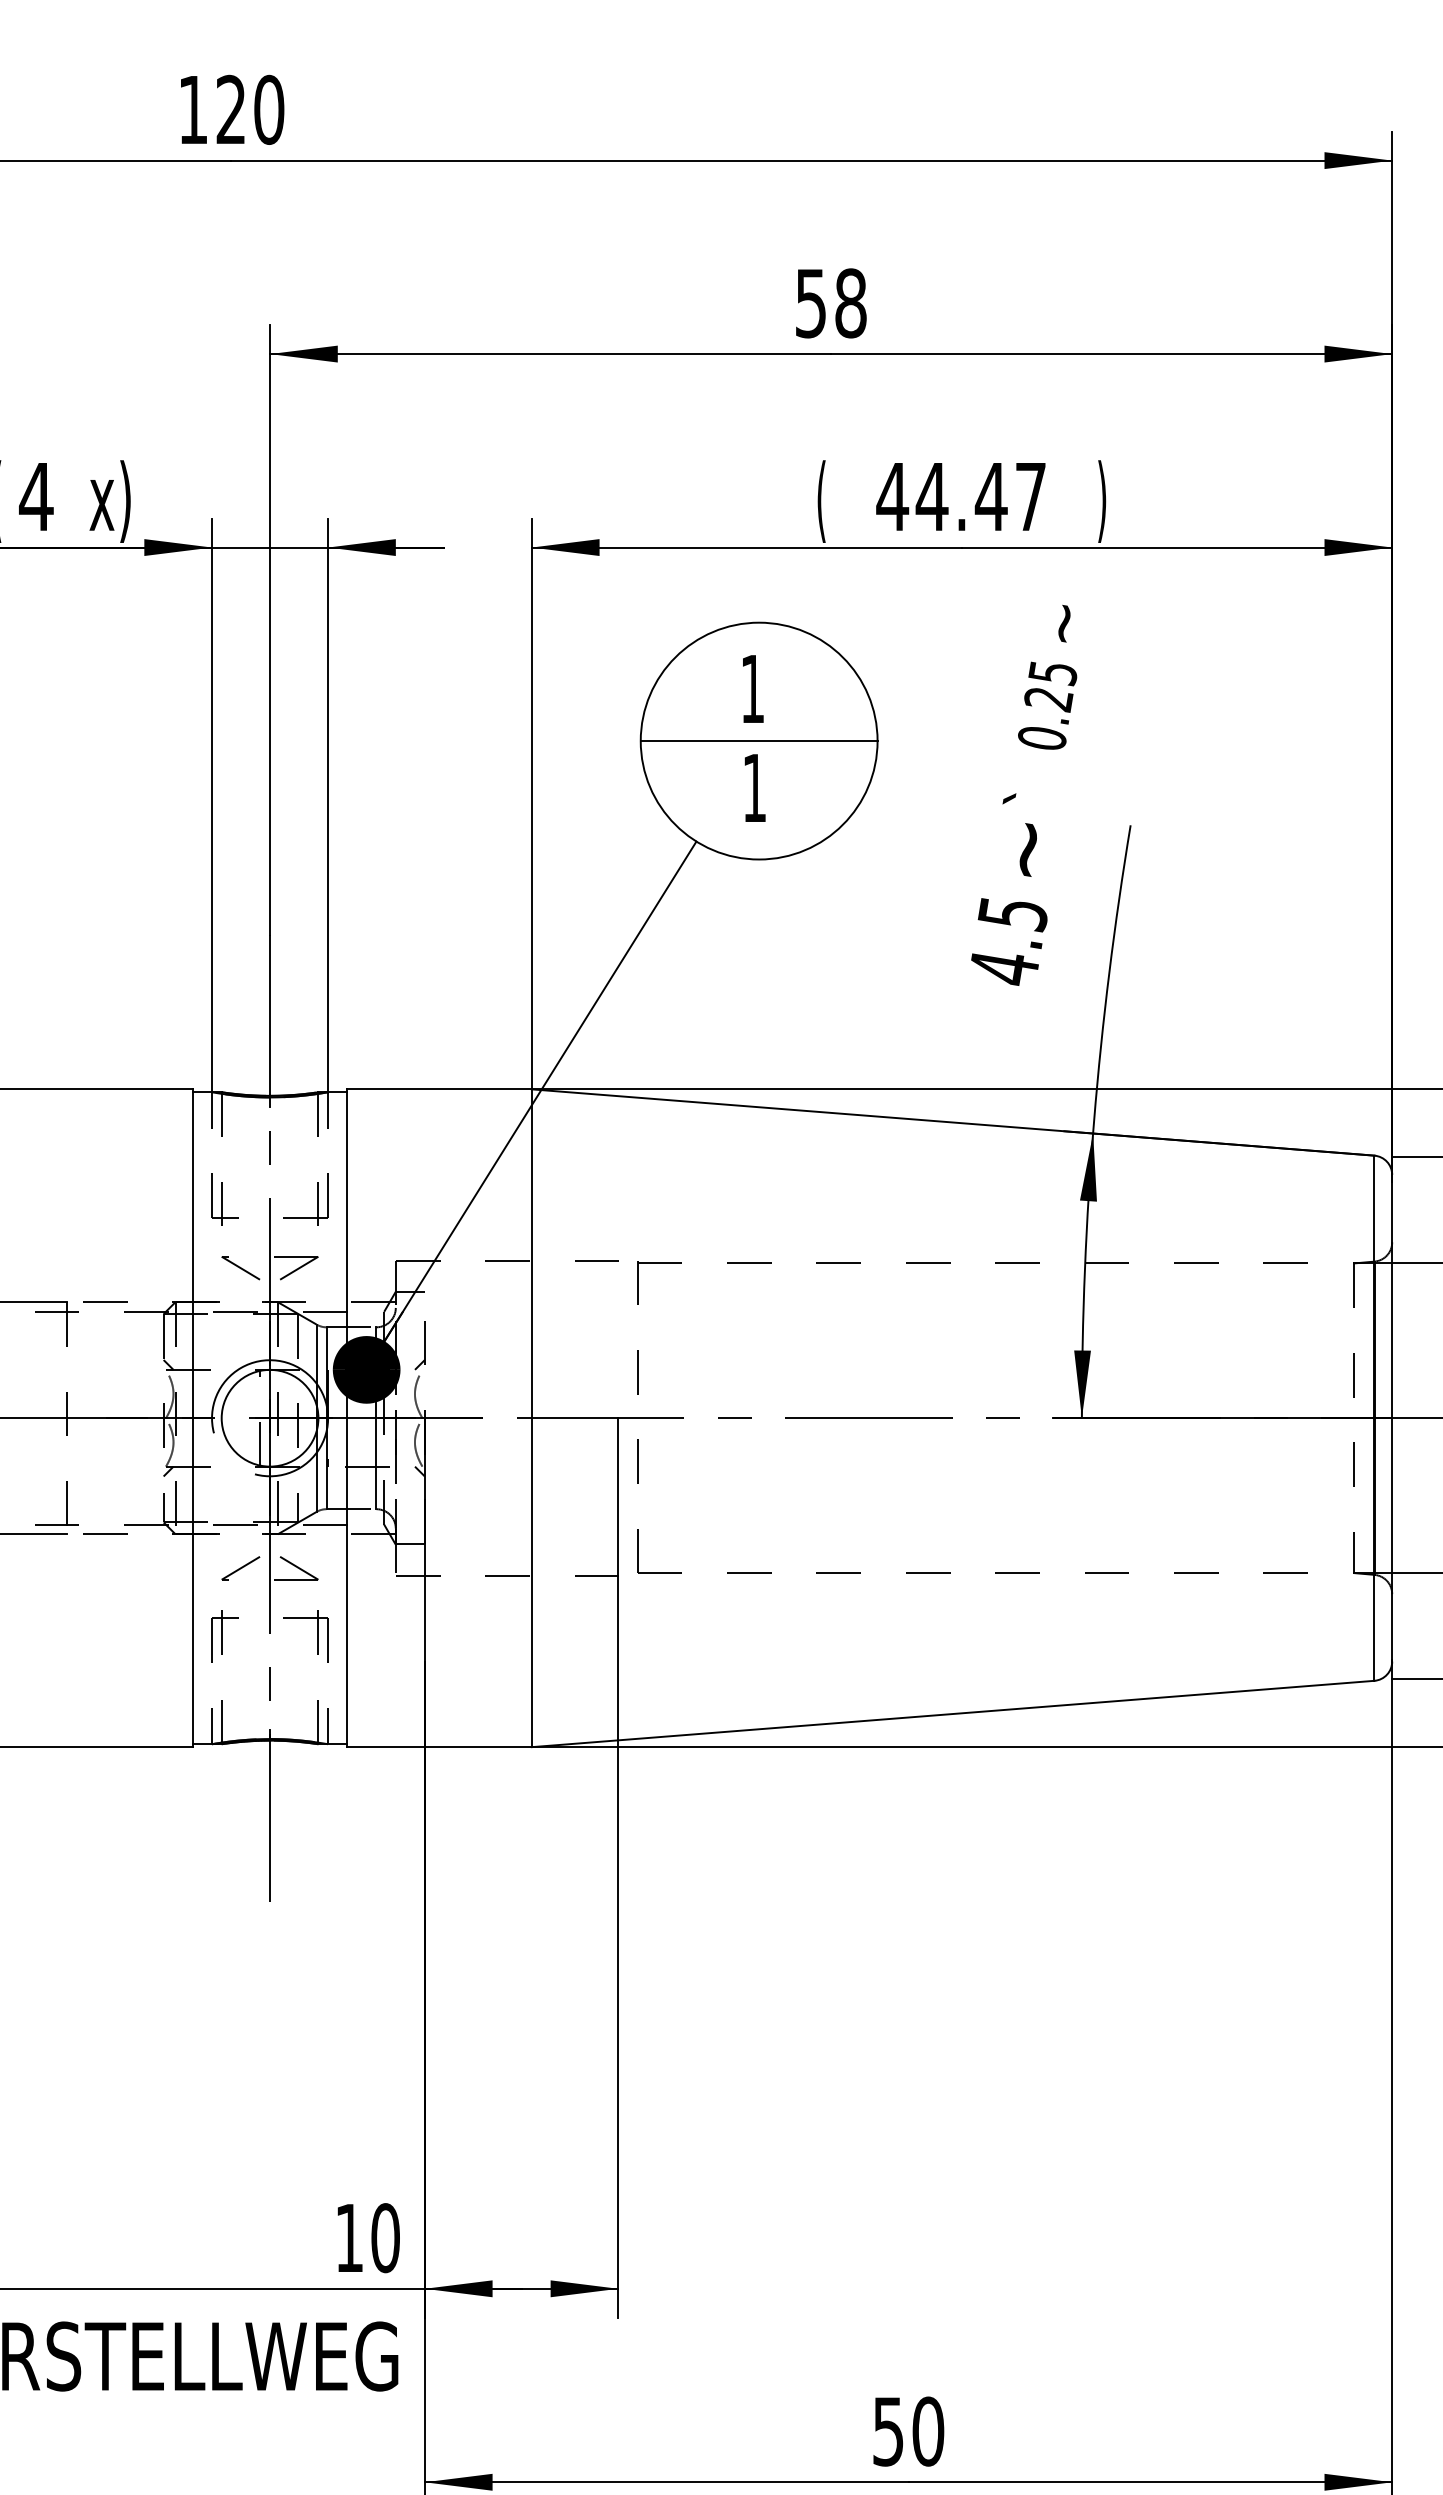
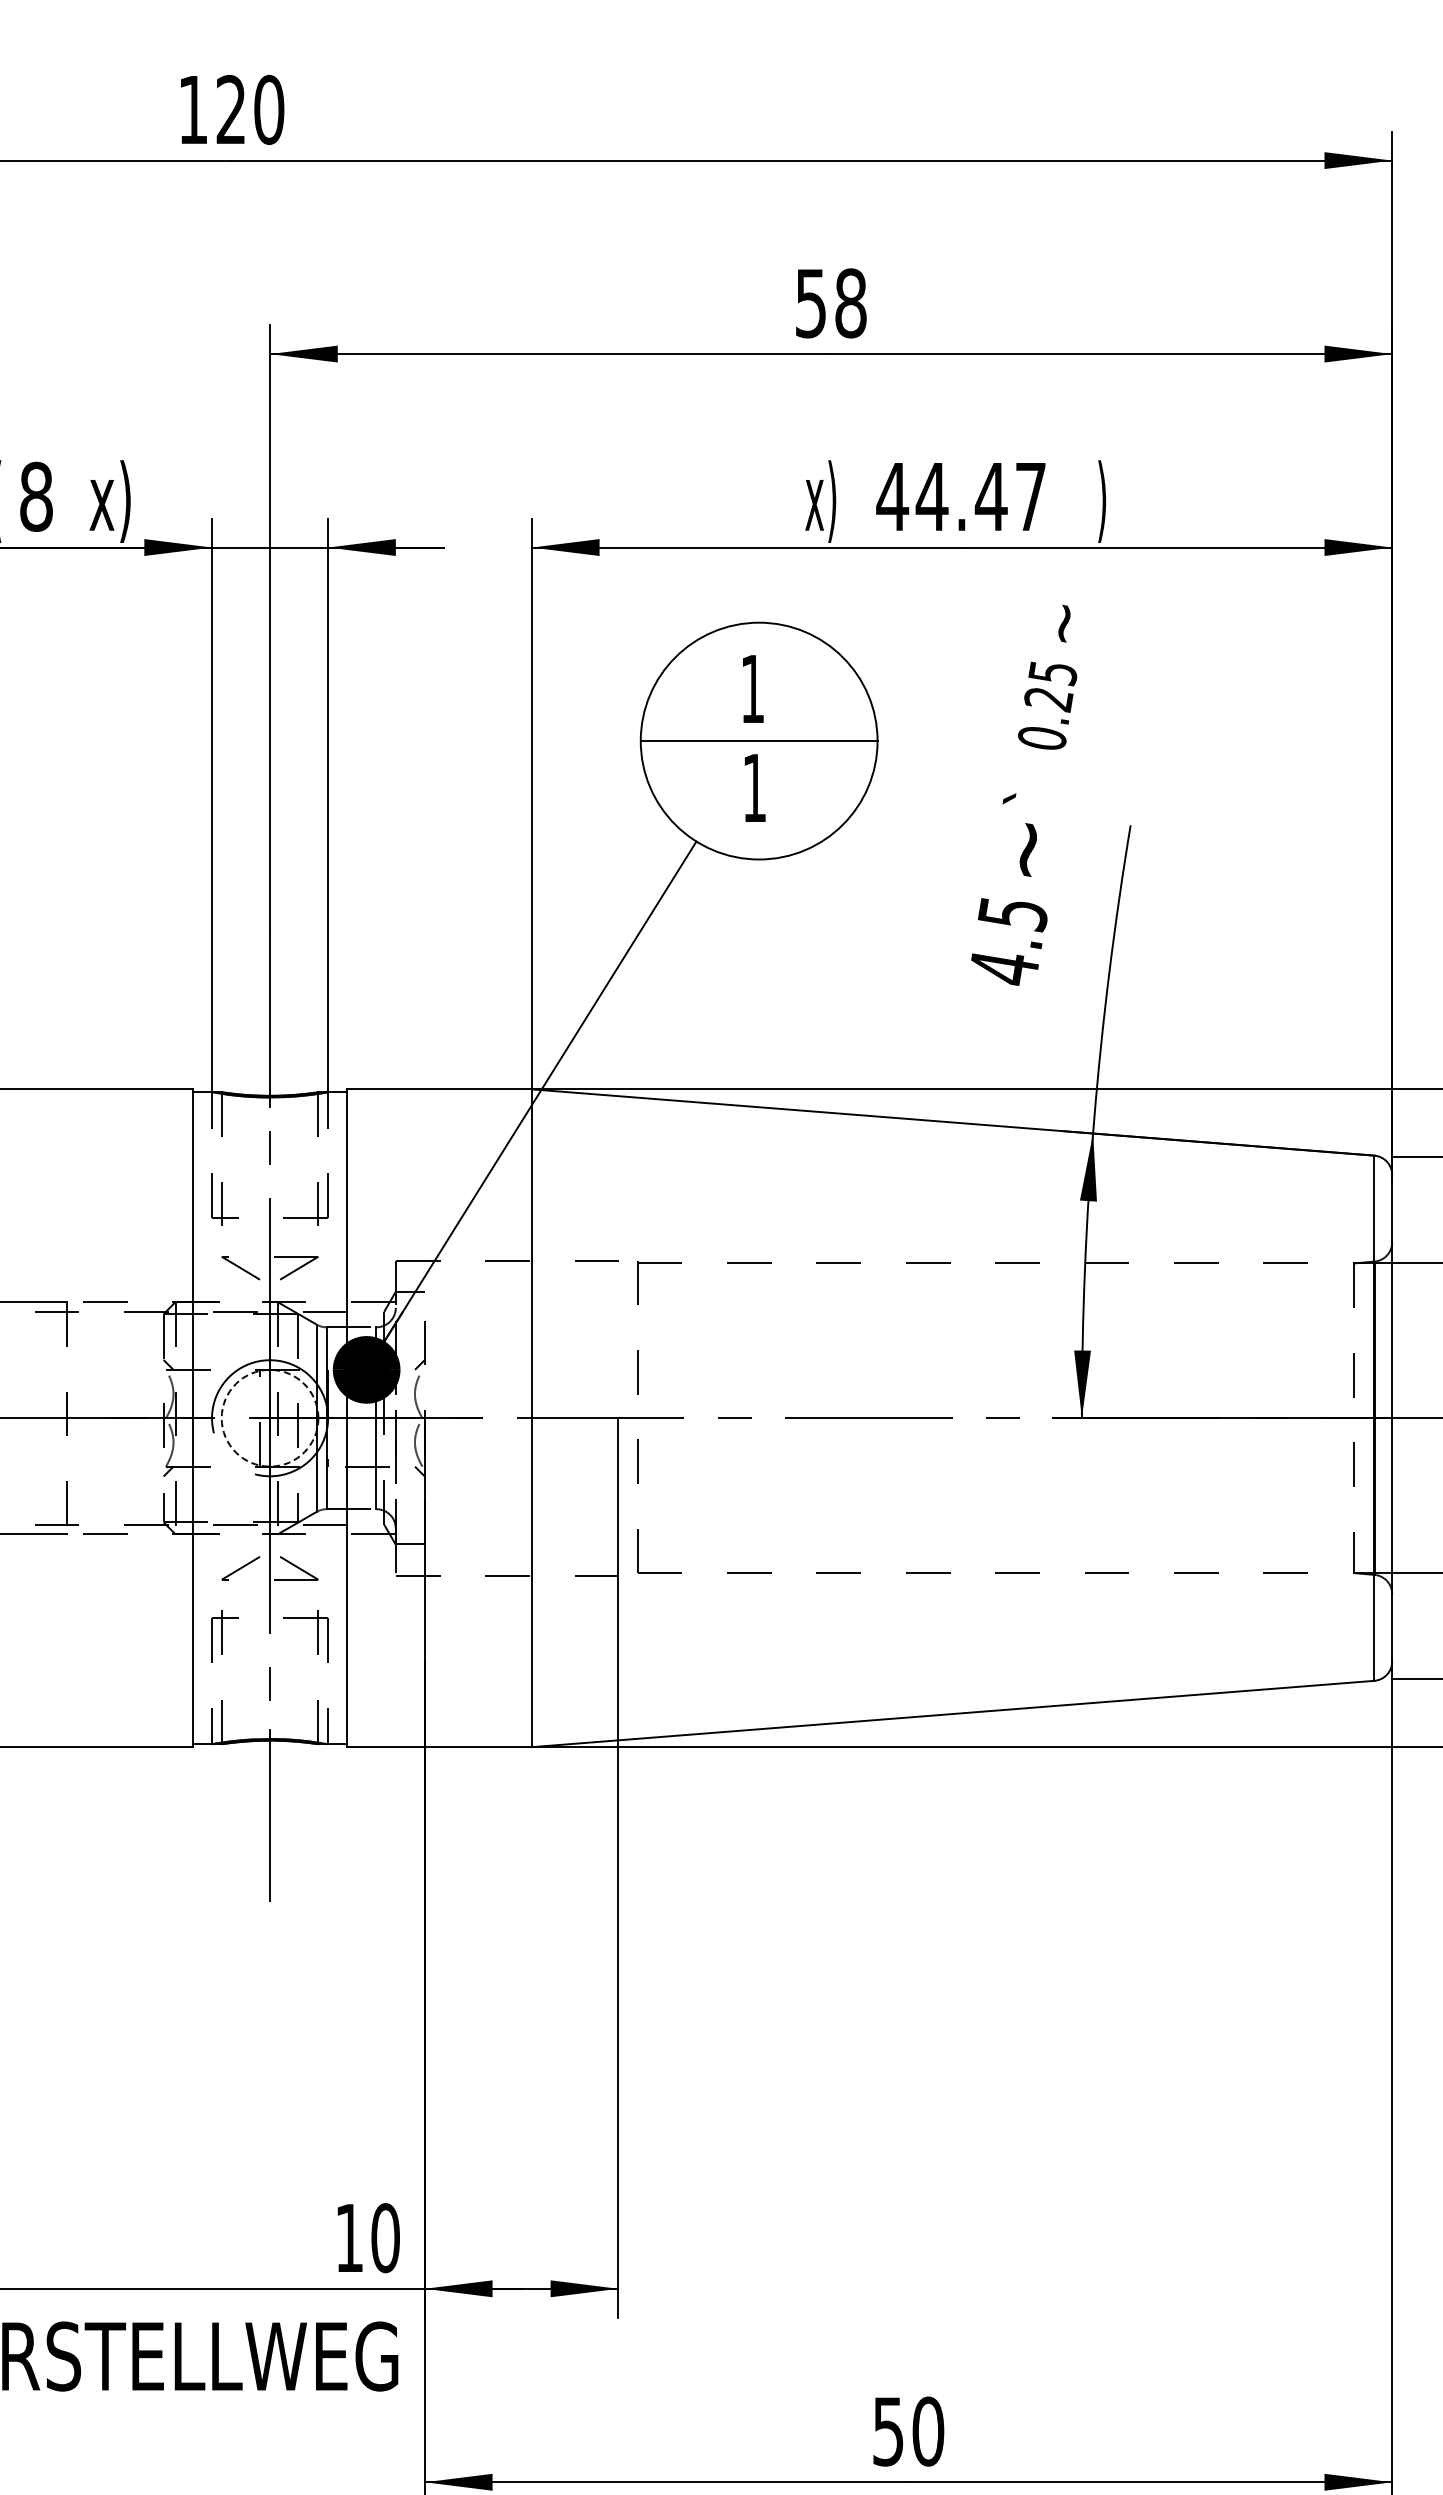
text: 4 -> 8 (36, 496)
text: ( -> x) (820, 501)
circle: solid -> dashed (269, 1417)
